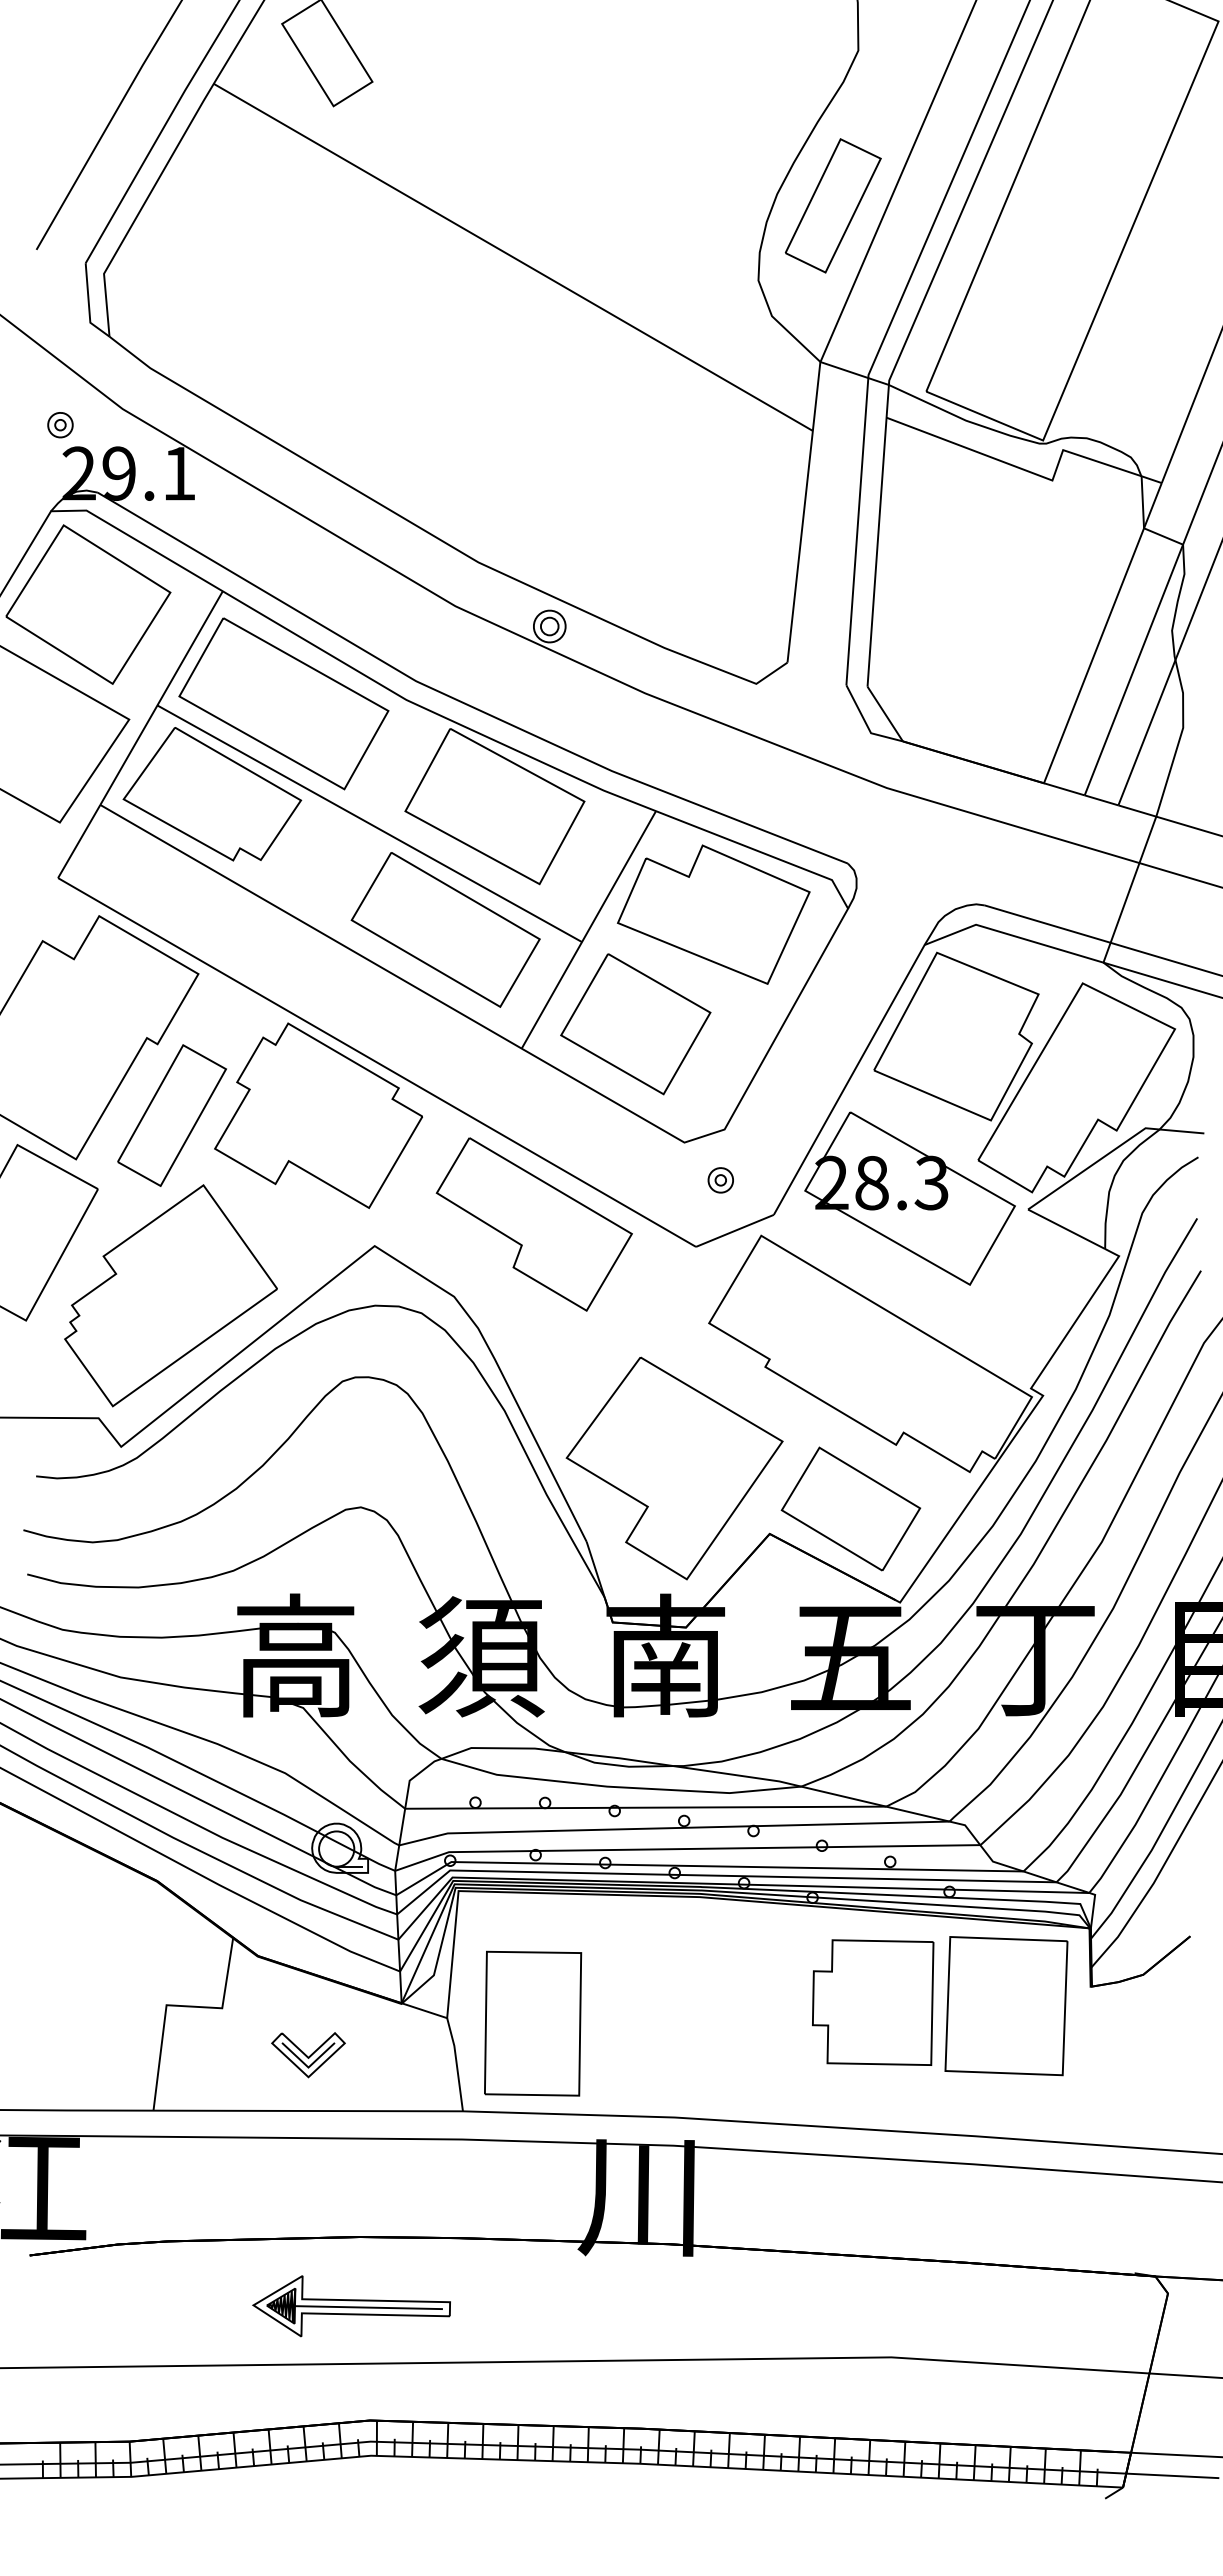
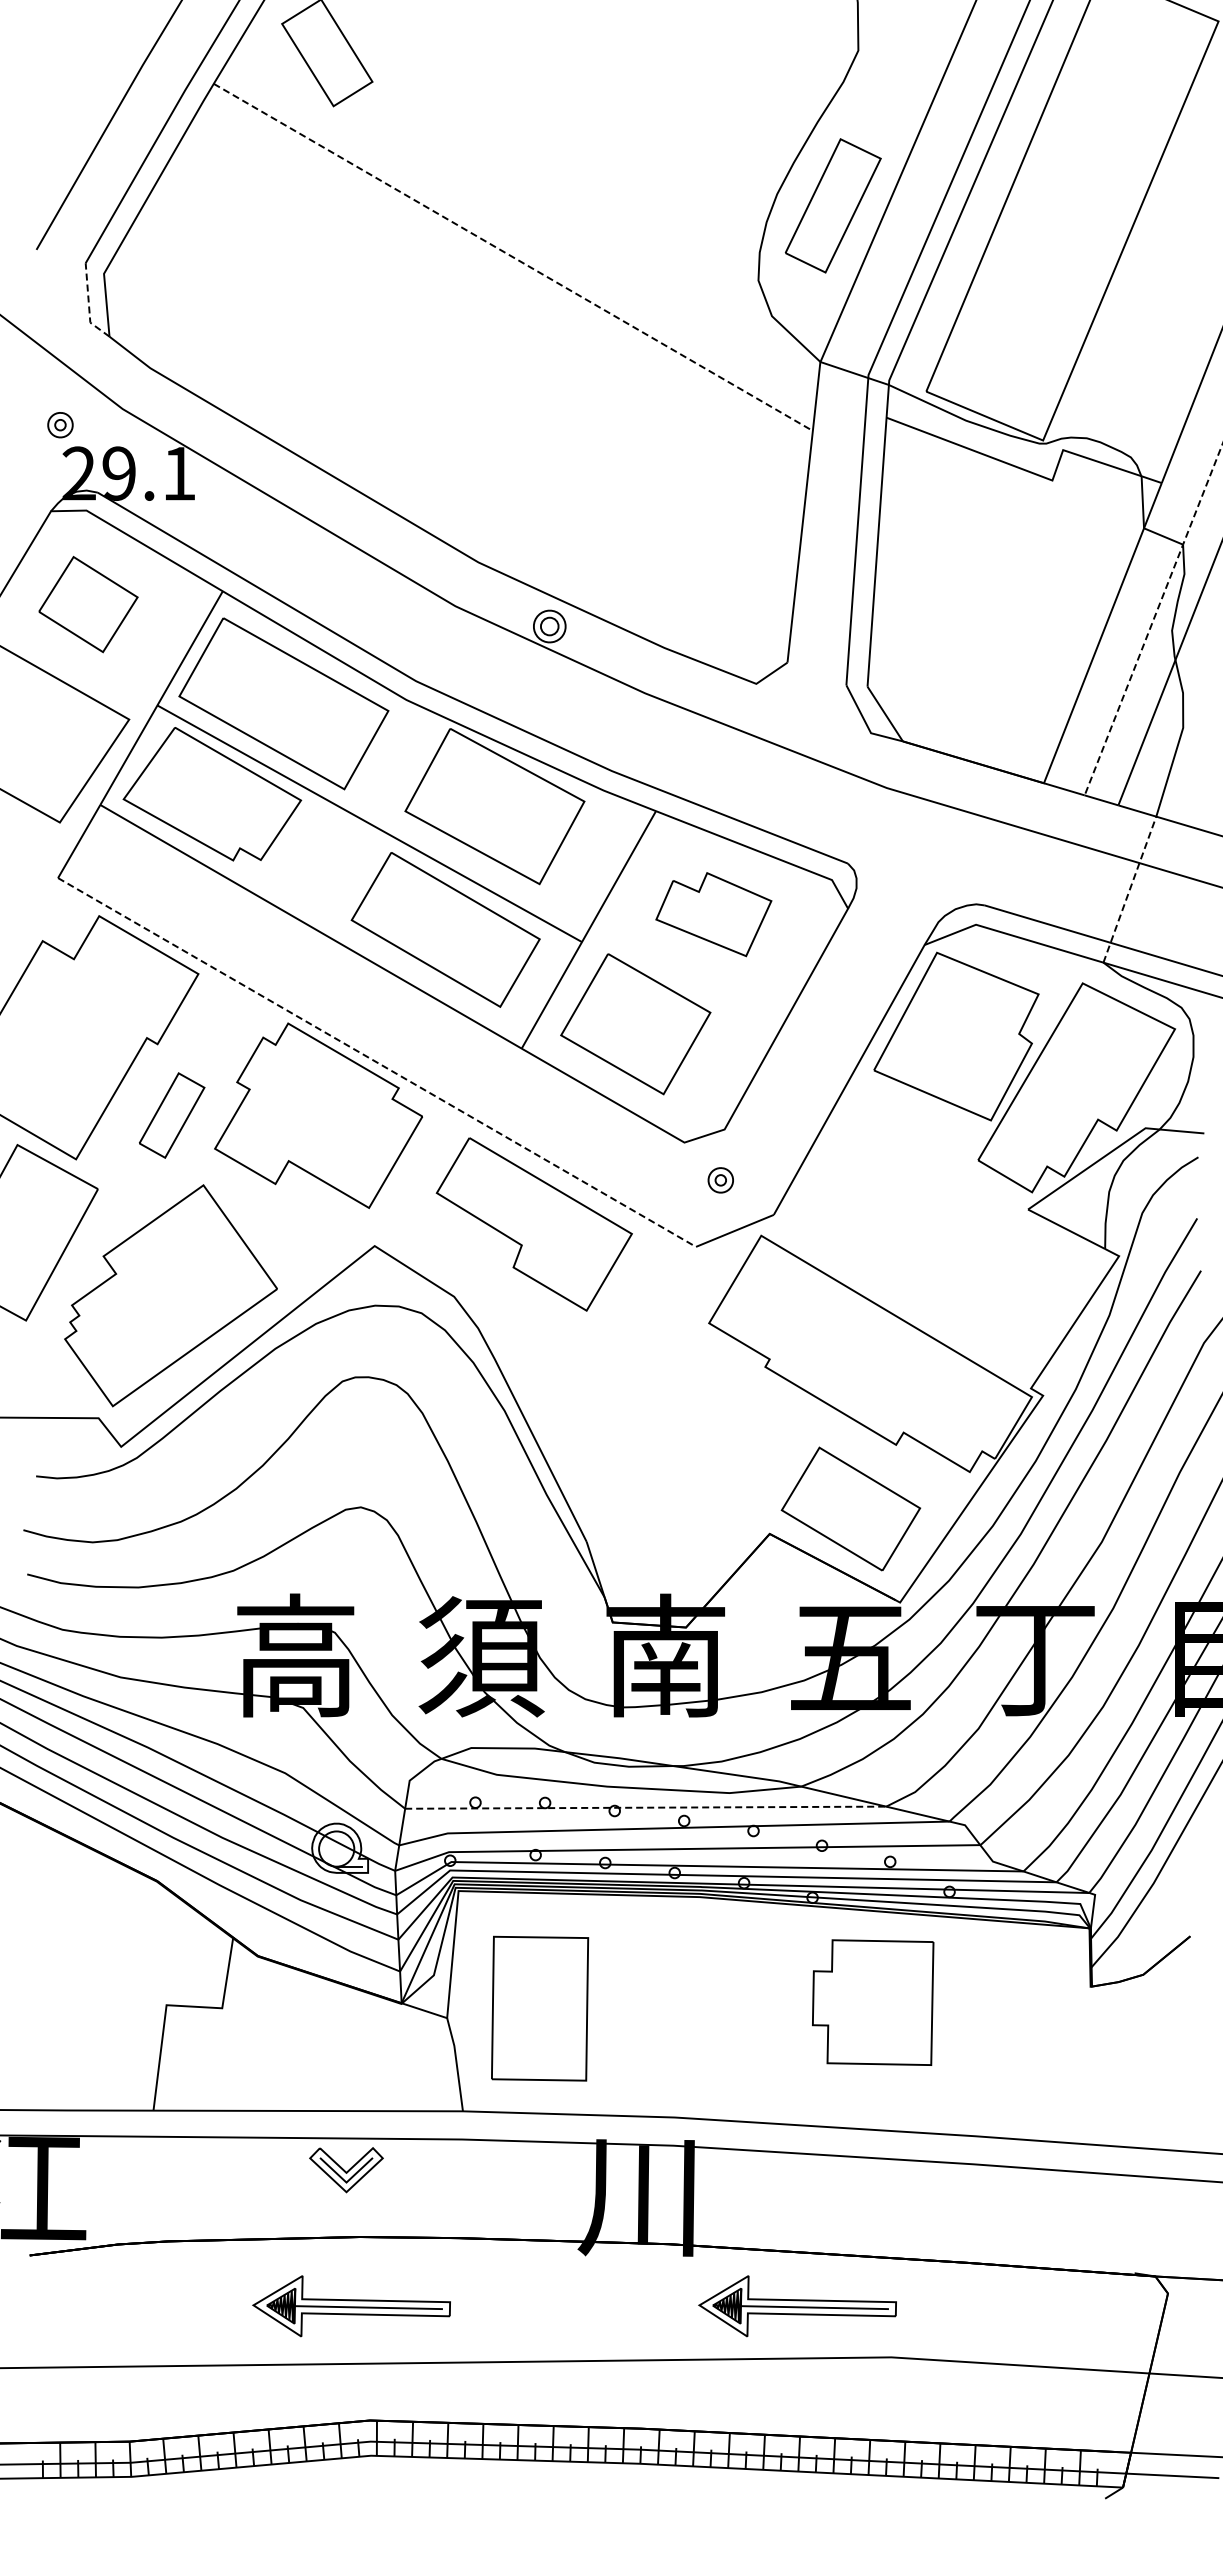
line: solid -> dashed (513, 257)
line: solid -> dashed (88, 304)
part size: 167x161 px -> 101x98 px (88, 604)
line: solid -> dashed (1153, 618)
line: solid -> dashed (1129, 889)
part size: 194x141 px -> 118x86 px (713, 914)
line: solid -> dashed (377, 1062)
part size: 110x143 px -> 67x87 px (172, 1115)
part: present -> none (909, 1198)
part: present -> none (674, 1468)
line: solid -> dashed (645, 1807)
part: present -> none (1006, 2006)
part position: (533, 2023) -> (540, 2008) (540, 2008)
part position: (308, 2055) -> (346, 2170) (346, 2170)
part: none -> present (797, 2306)
